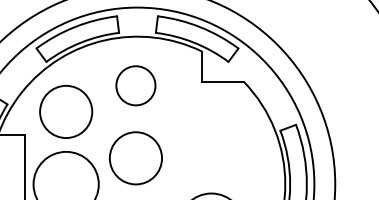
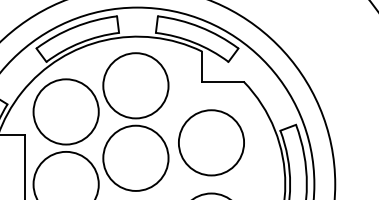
circle diameter: 39 px -> 65 px (135, 85)
circle diameter: 52 px -> 65 px (65, 111)
circle: none -> present (211, 142)
circle diameter: 52 px -> 65 px (135, 157)
